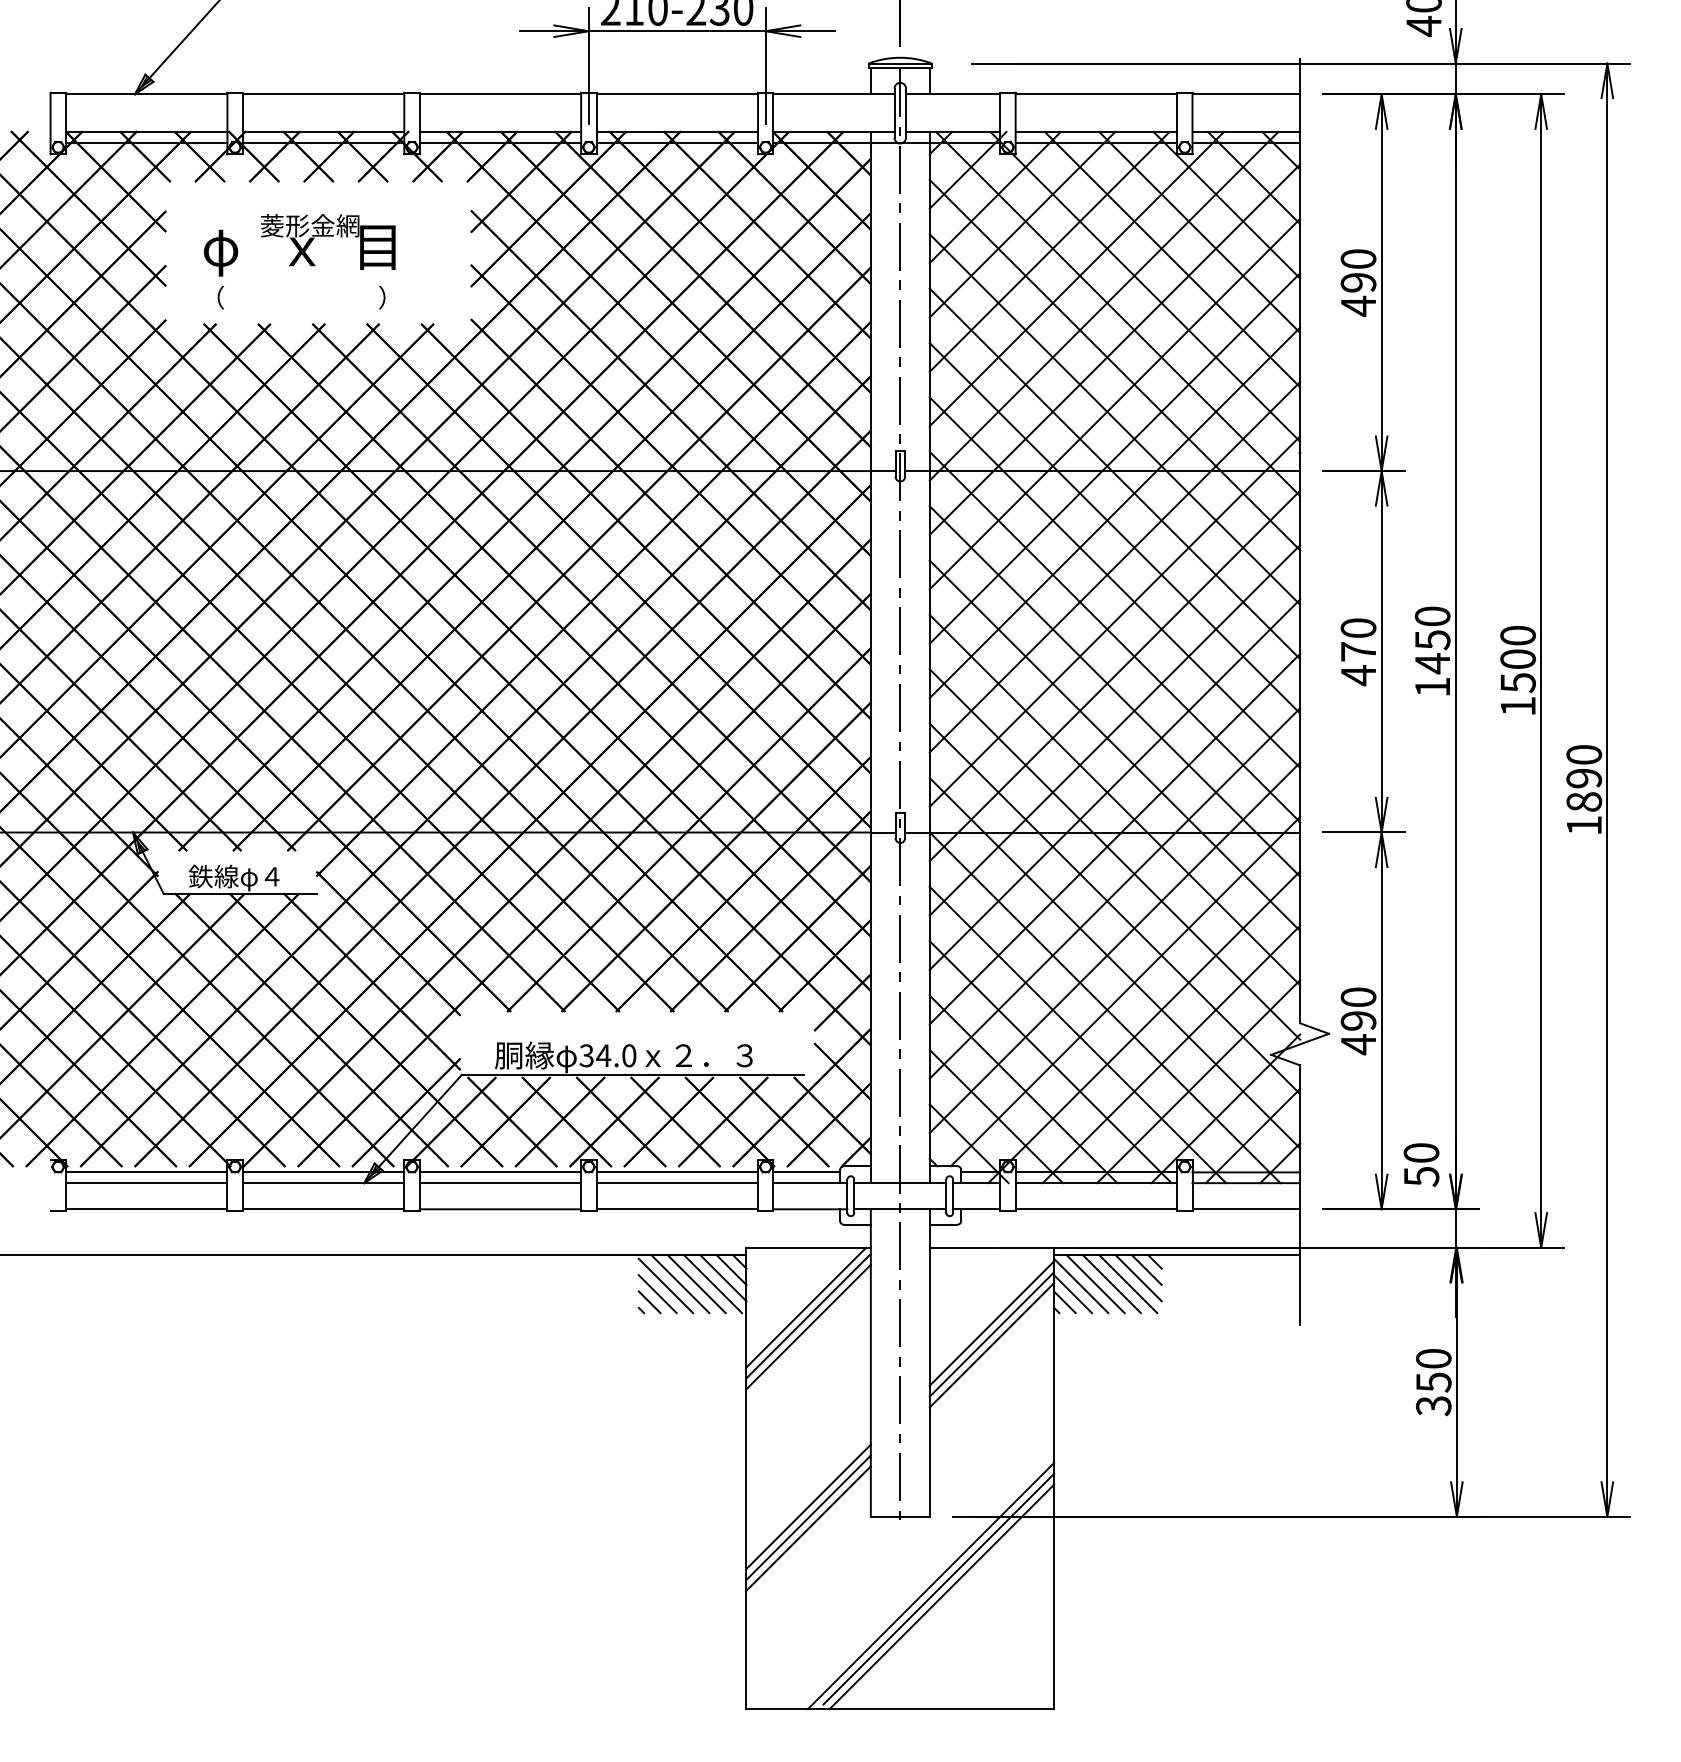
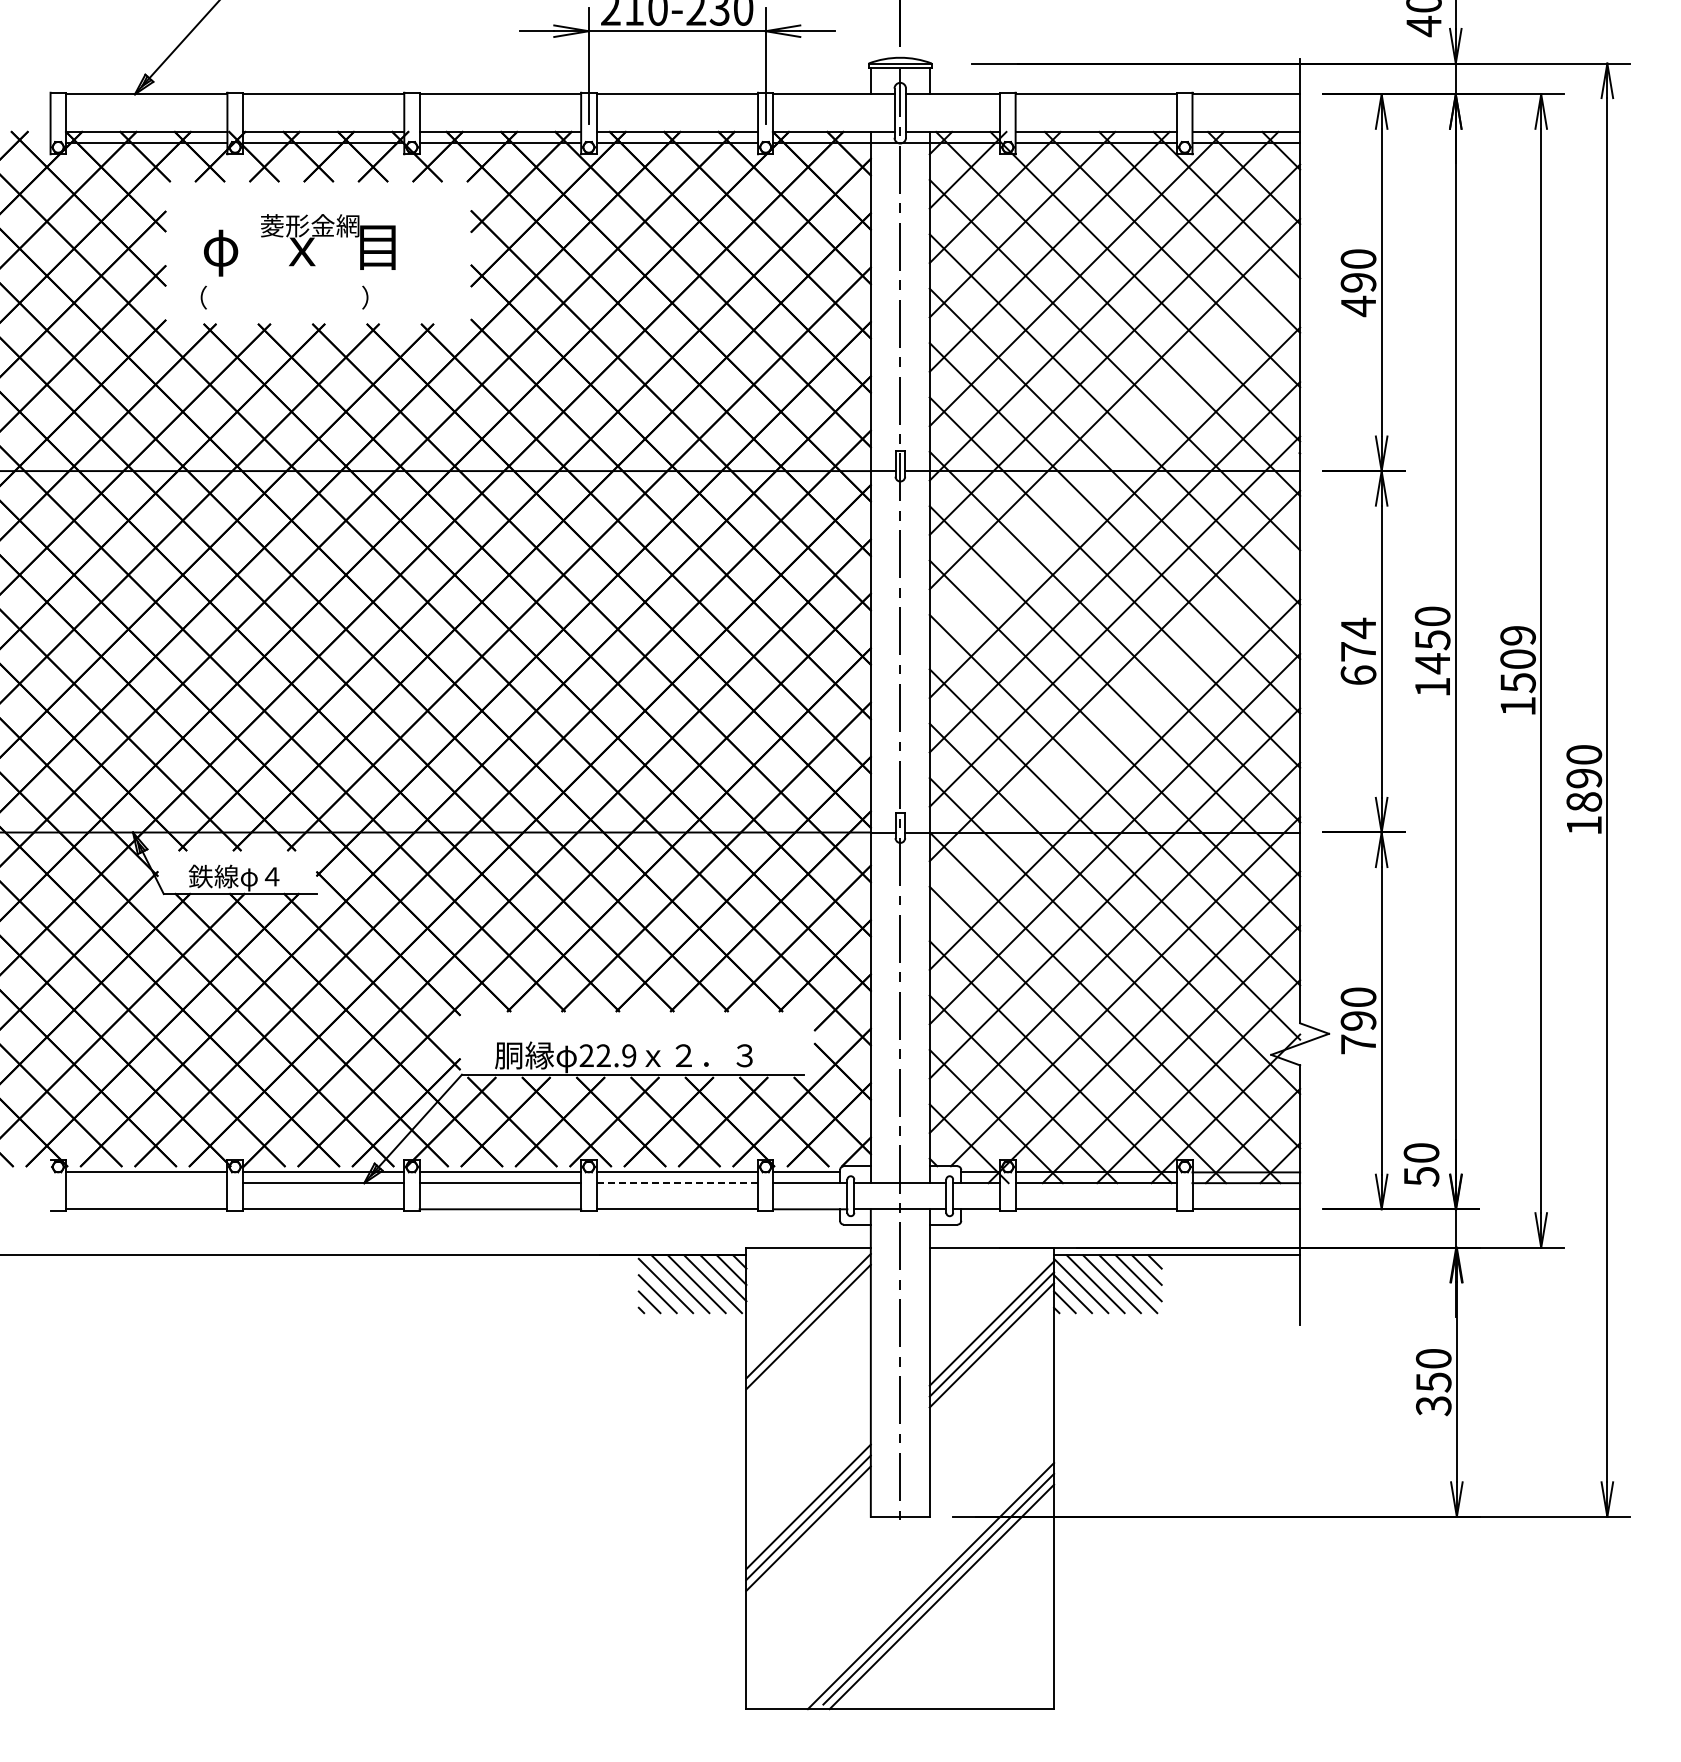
text position: (301, 297) -> (284, 297) (284, 297)
line: present -> none (1114, 458)
text: 1500 -> 1509 (1517, 635)
text: 470 -> 674 (1358, 651)
line: present -> none (1114, 730)
text: 490 -> 790 (1358, 1044)
text: 34.0 -> 22.9 (607, 1055)
line: present -> none (146, 1183)
line: solid -> dashed (677, 1183)
line: present -> none (806, 1307)
